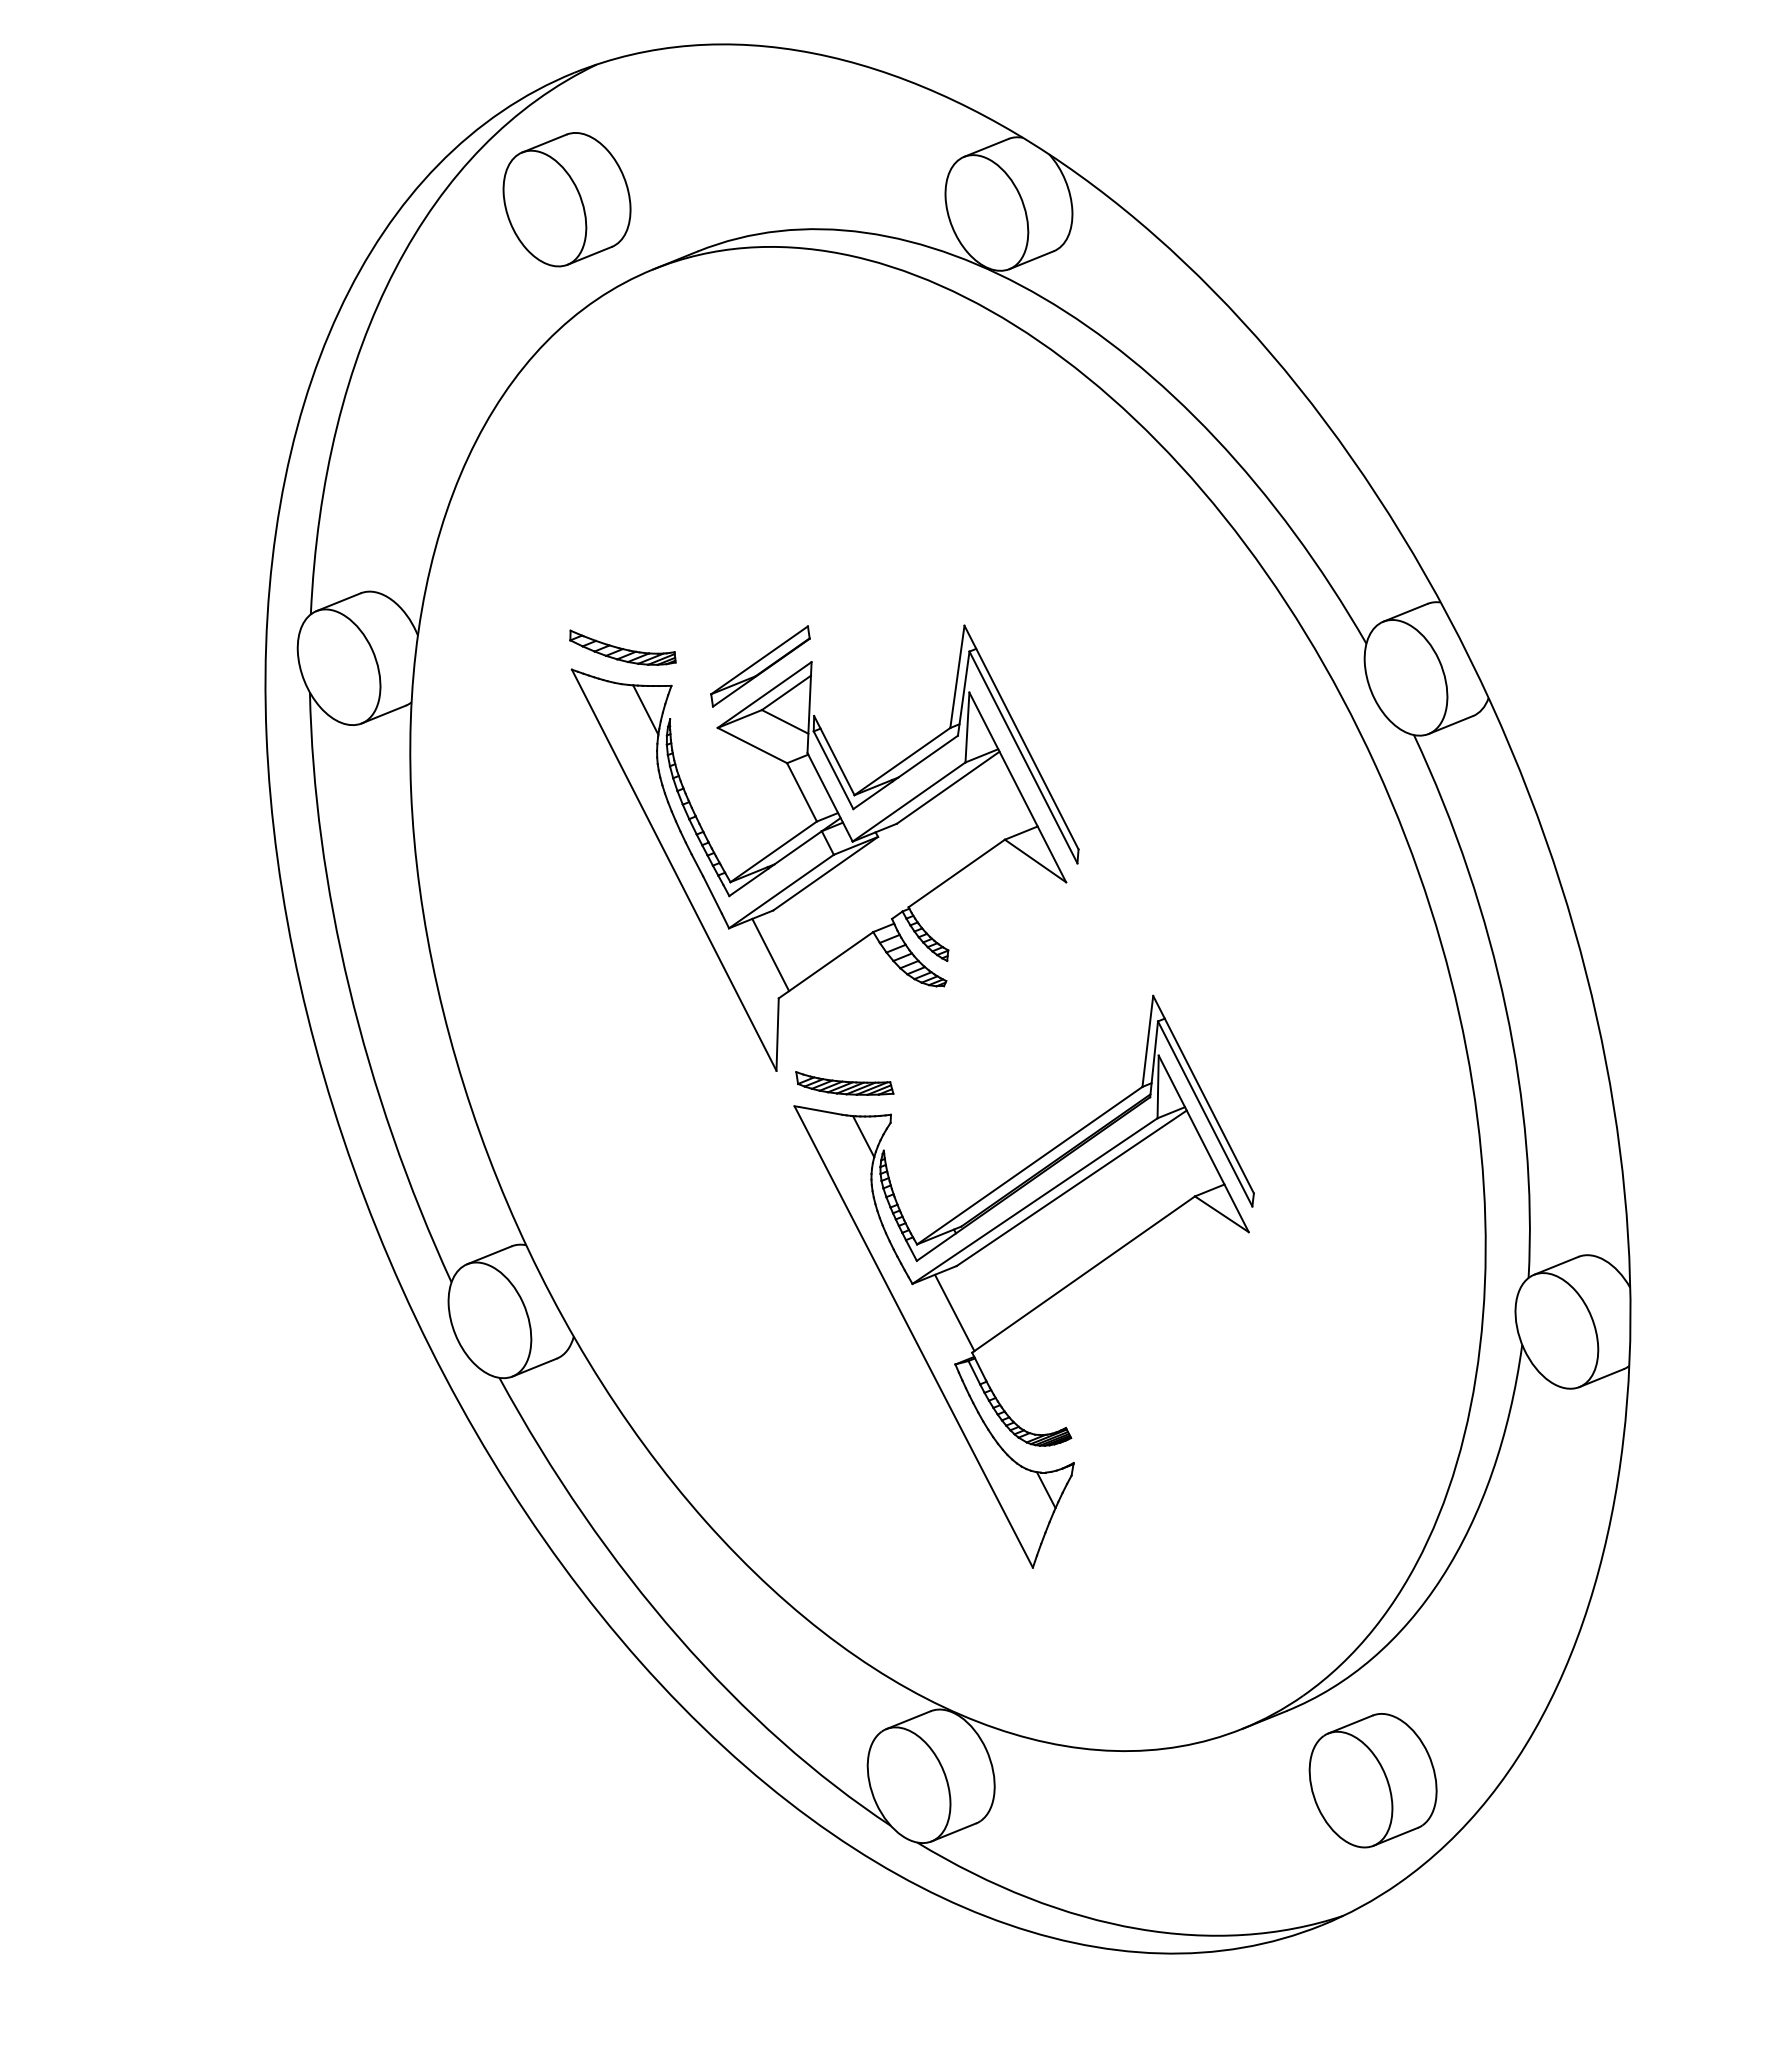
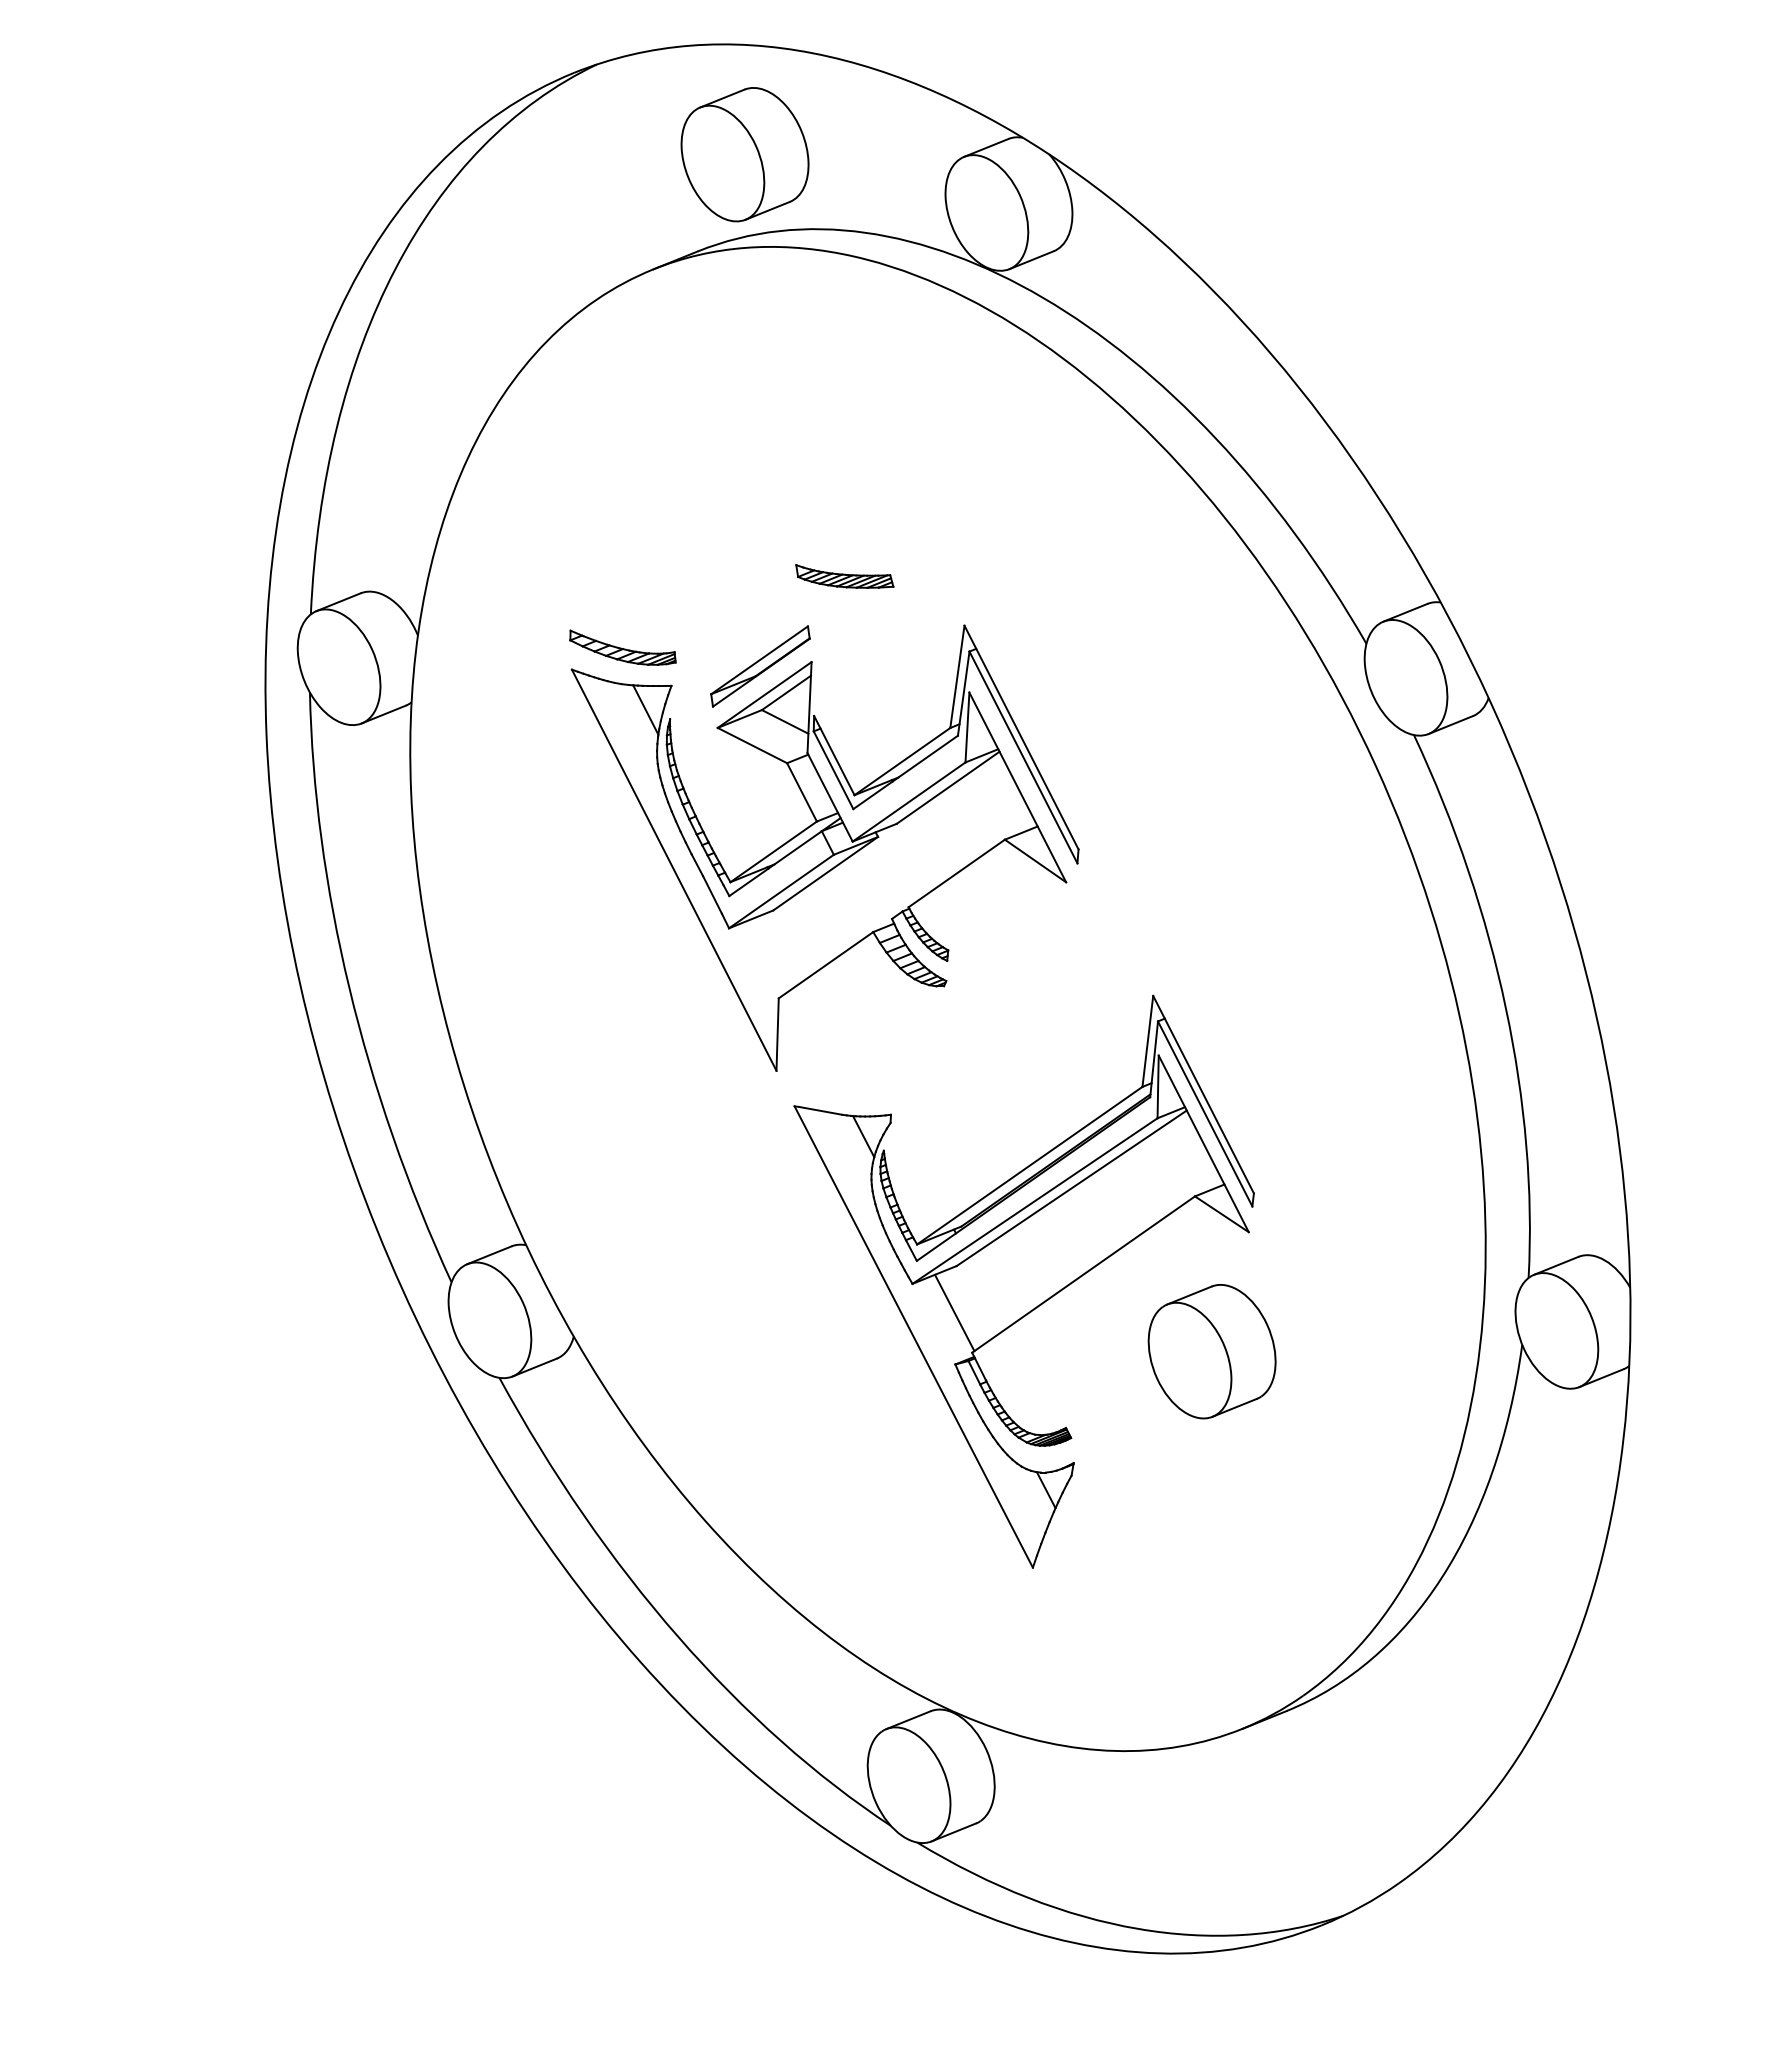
part position: (566, 199) -> (744, 154) (744, 154)
line: present -> none (770, 954)
part position: (844, 1083) -> (844, 576) (844, 576)
part position: (1372, 1780) -> (1211, 1351) (1211, 1351)
